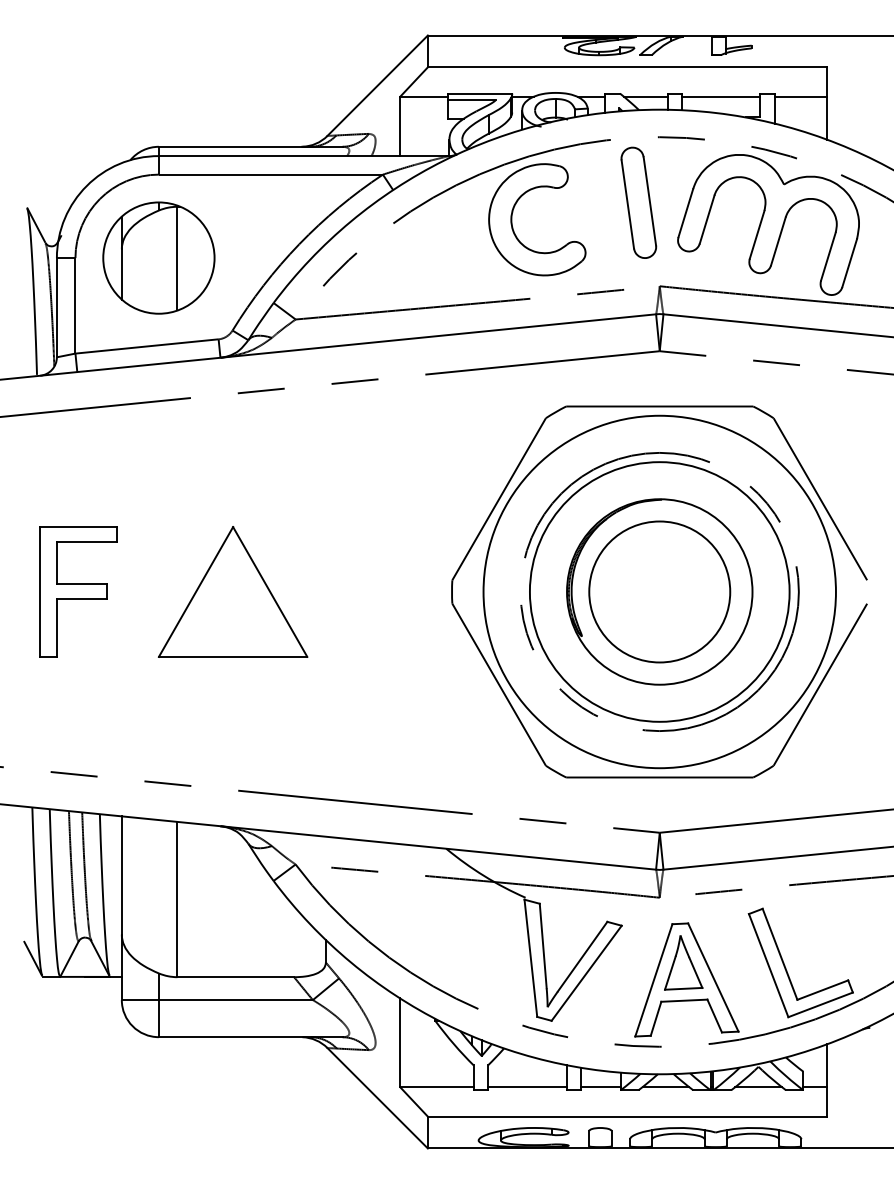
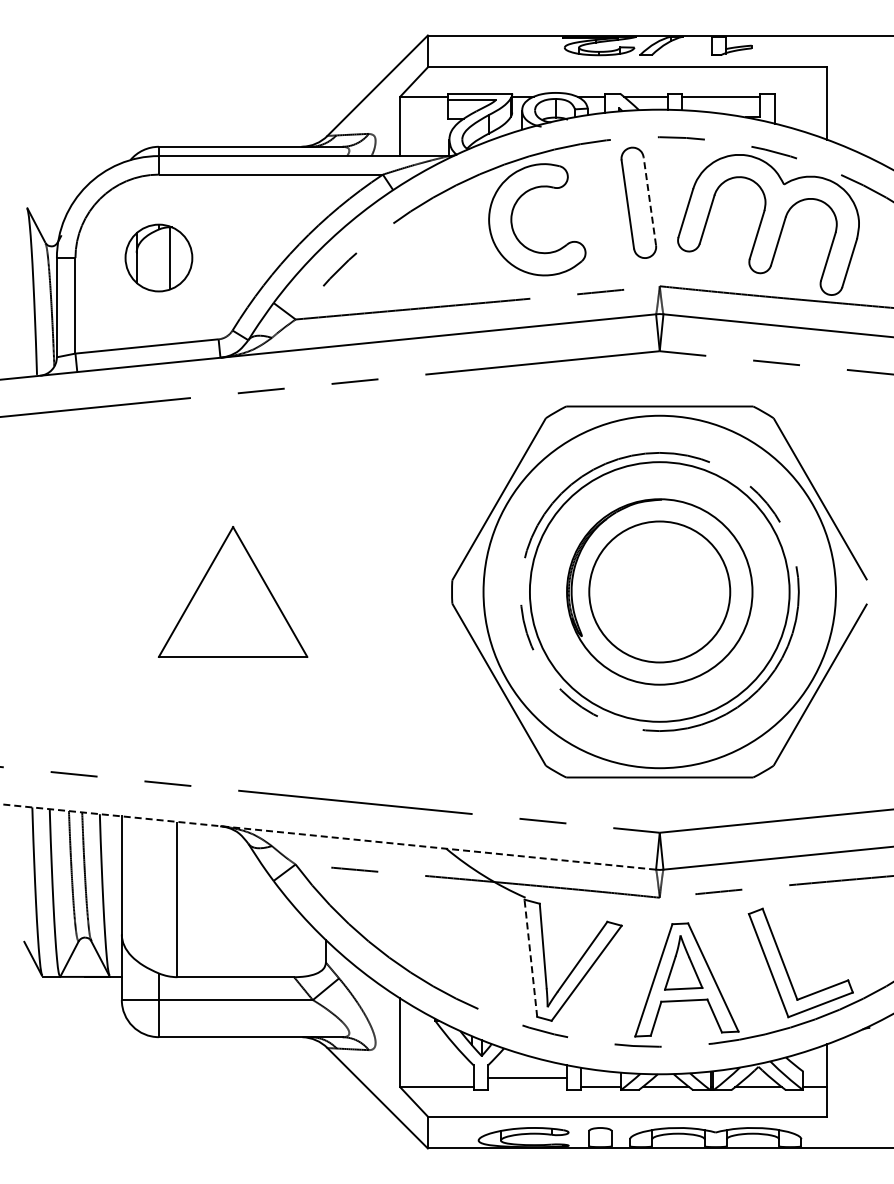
line: present -> none (800, 96)
line: solid -> dashed (649, 201)
part size: 114x114 px -> 70x70 px (158, 257)
part: present -> none (78, 591)
line: solid -> dashed (327, 836)
line: solid -> dashed (530, 958)
line position: (527, 1087) -> (527, 1078) (527, 1078)
